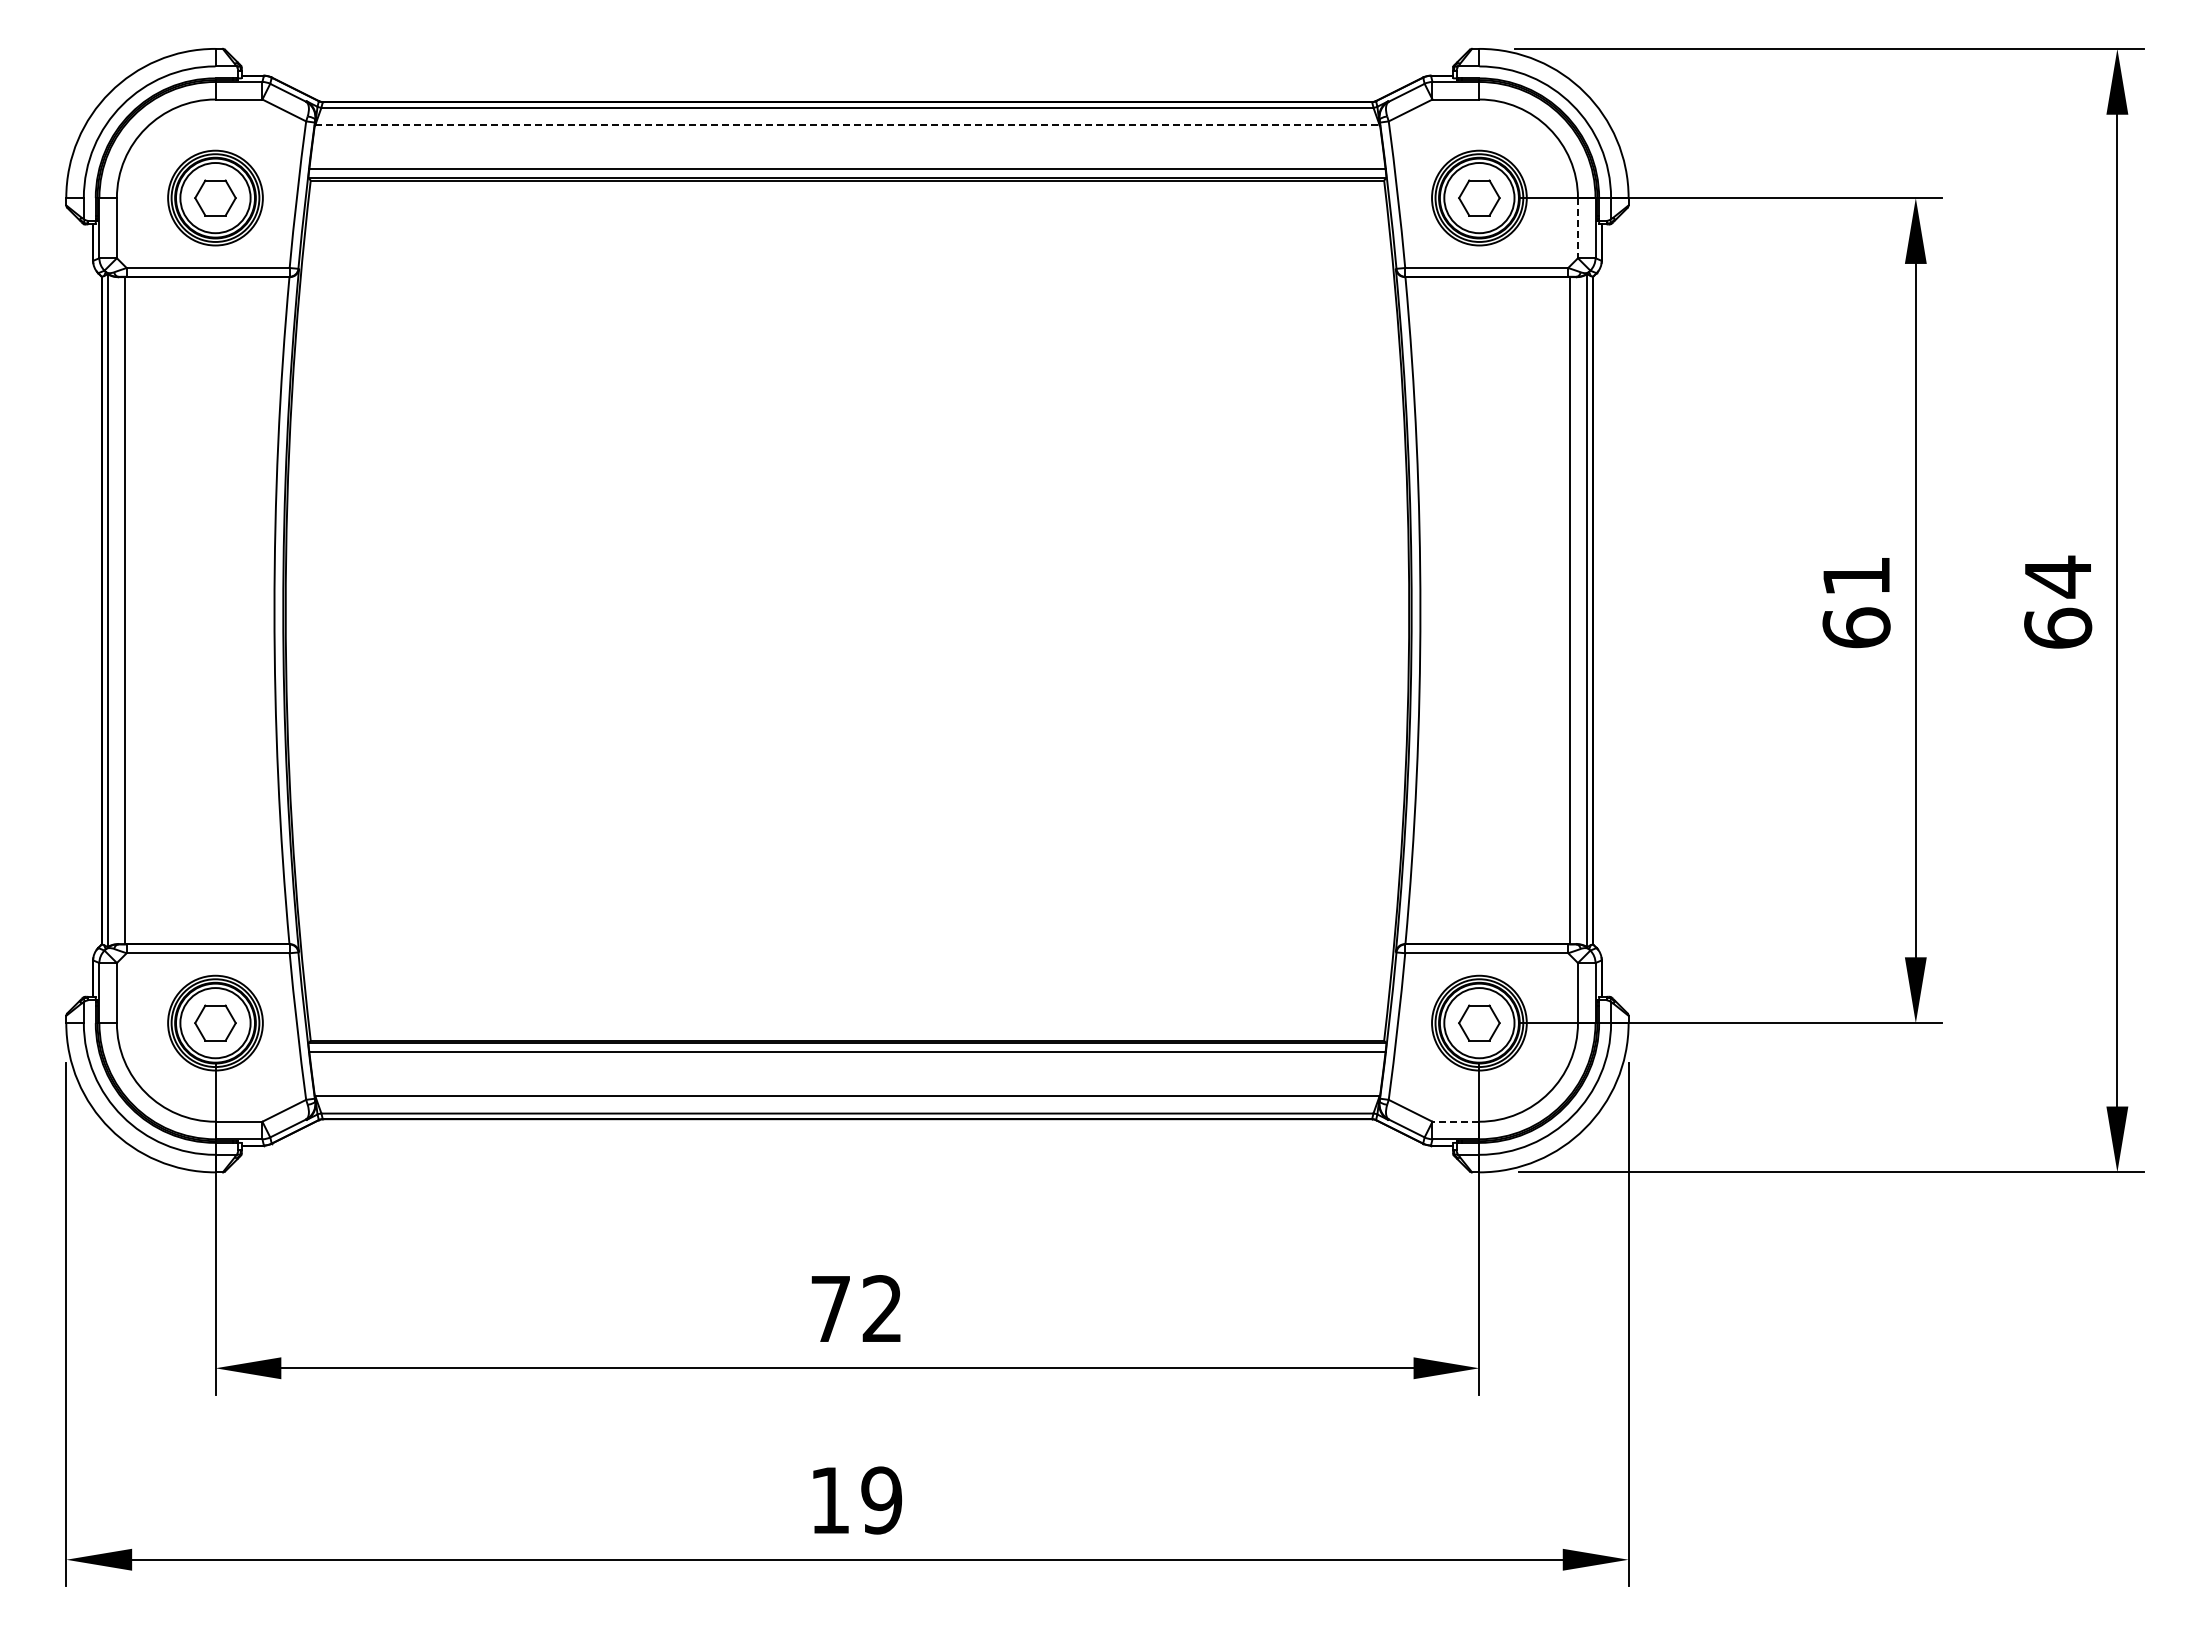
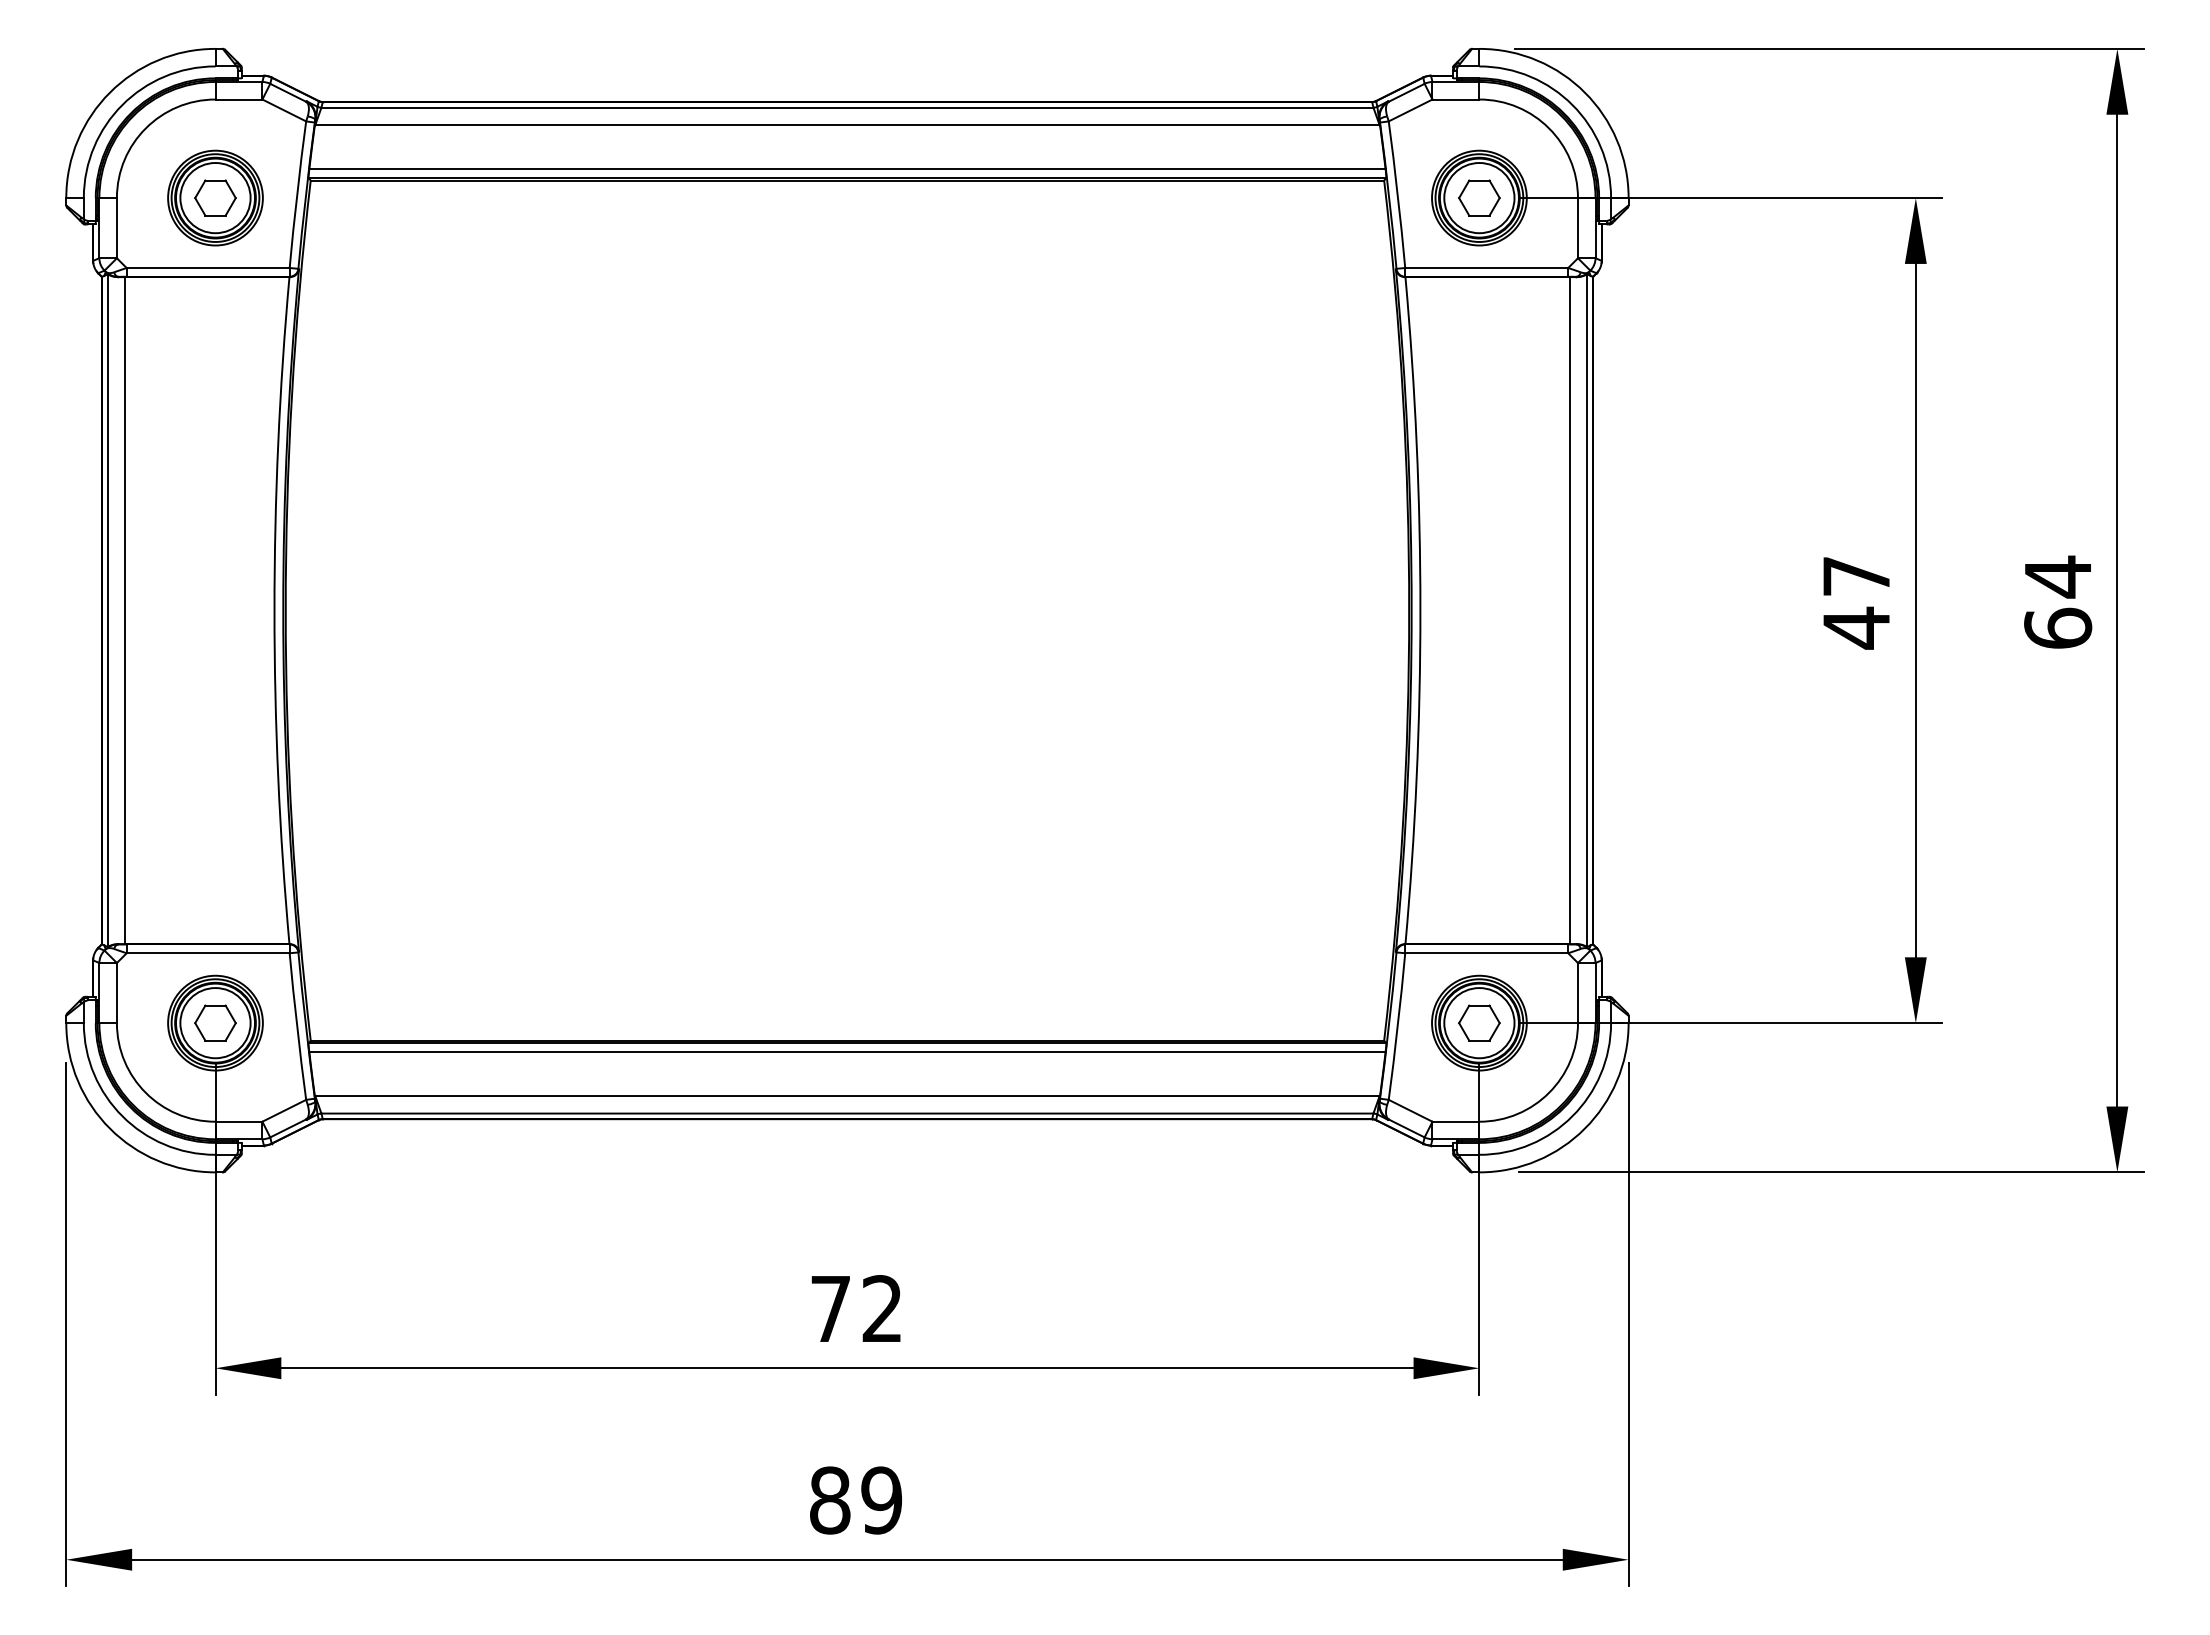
line: dashed -> solid (847, 125)
line: dashed -> solid (1577, 228)
text: 61 -> 47 (1856, 603)
line: dashed -> solid (1455, 1121)
text: 19 -> 89 (830, 1500)
